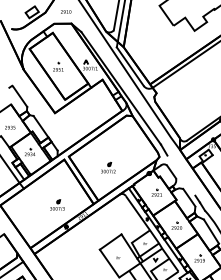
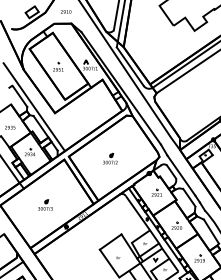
line: none -> present (186, 72)
line: none -> present (34, 107)
part position: (108, 167) -> (110, 158) (110, 158)
line: none -> present (181, 175)
part position: (57, 204) -> (45, 204) (45, 204)
